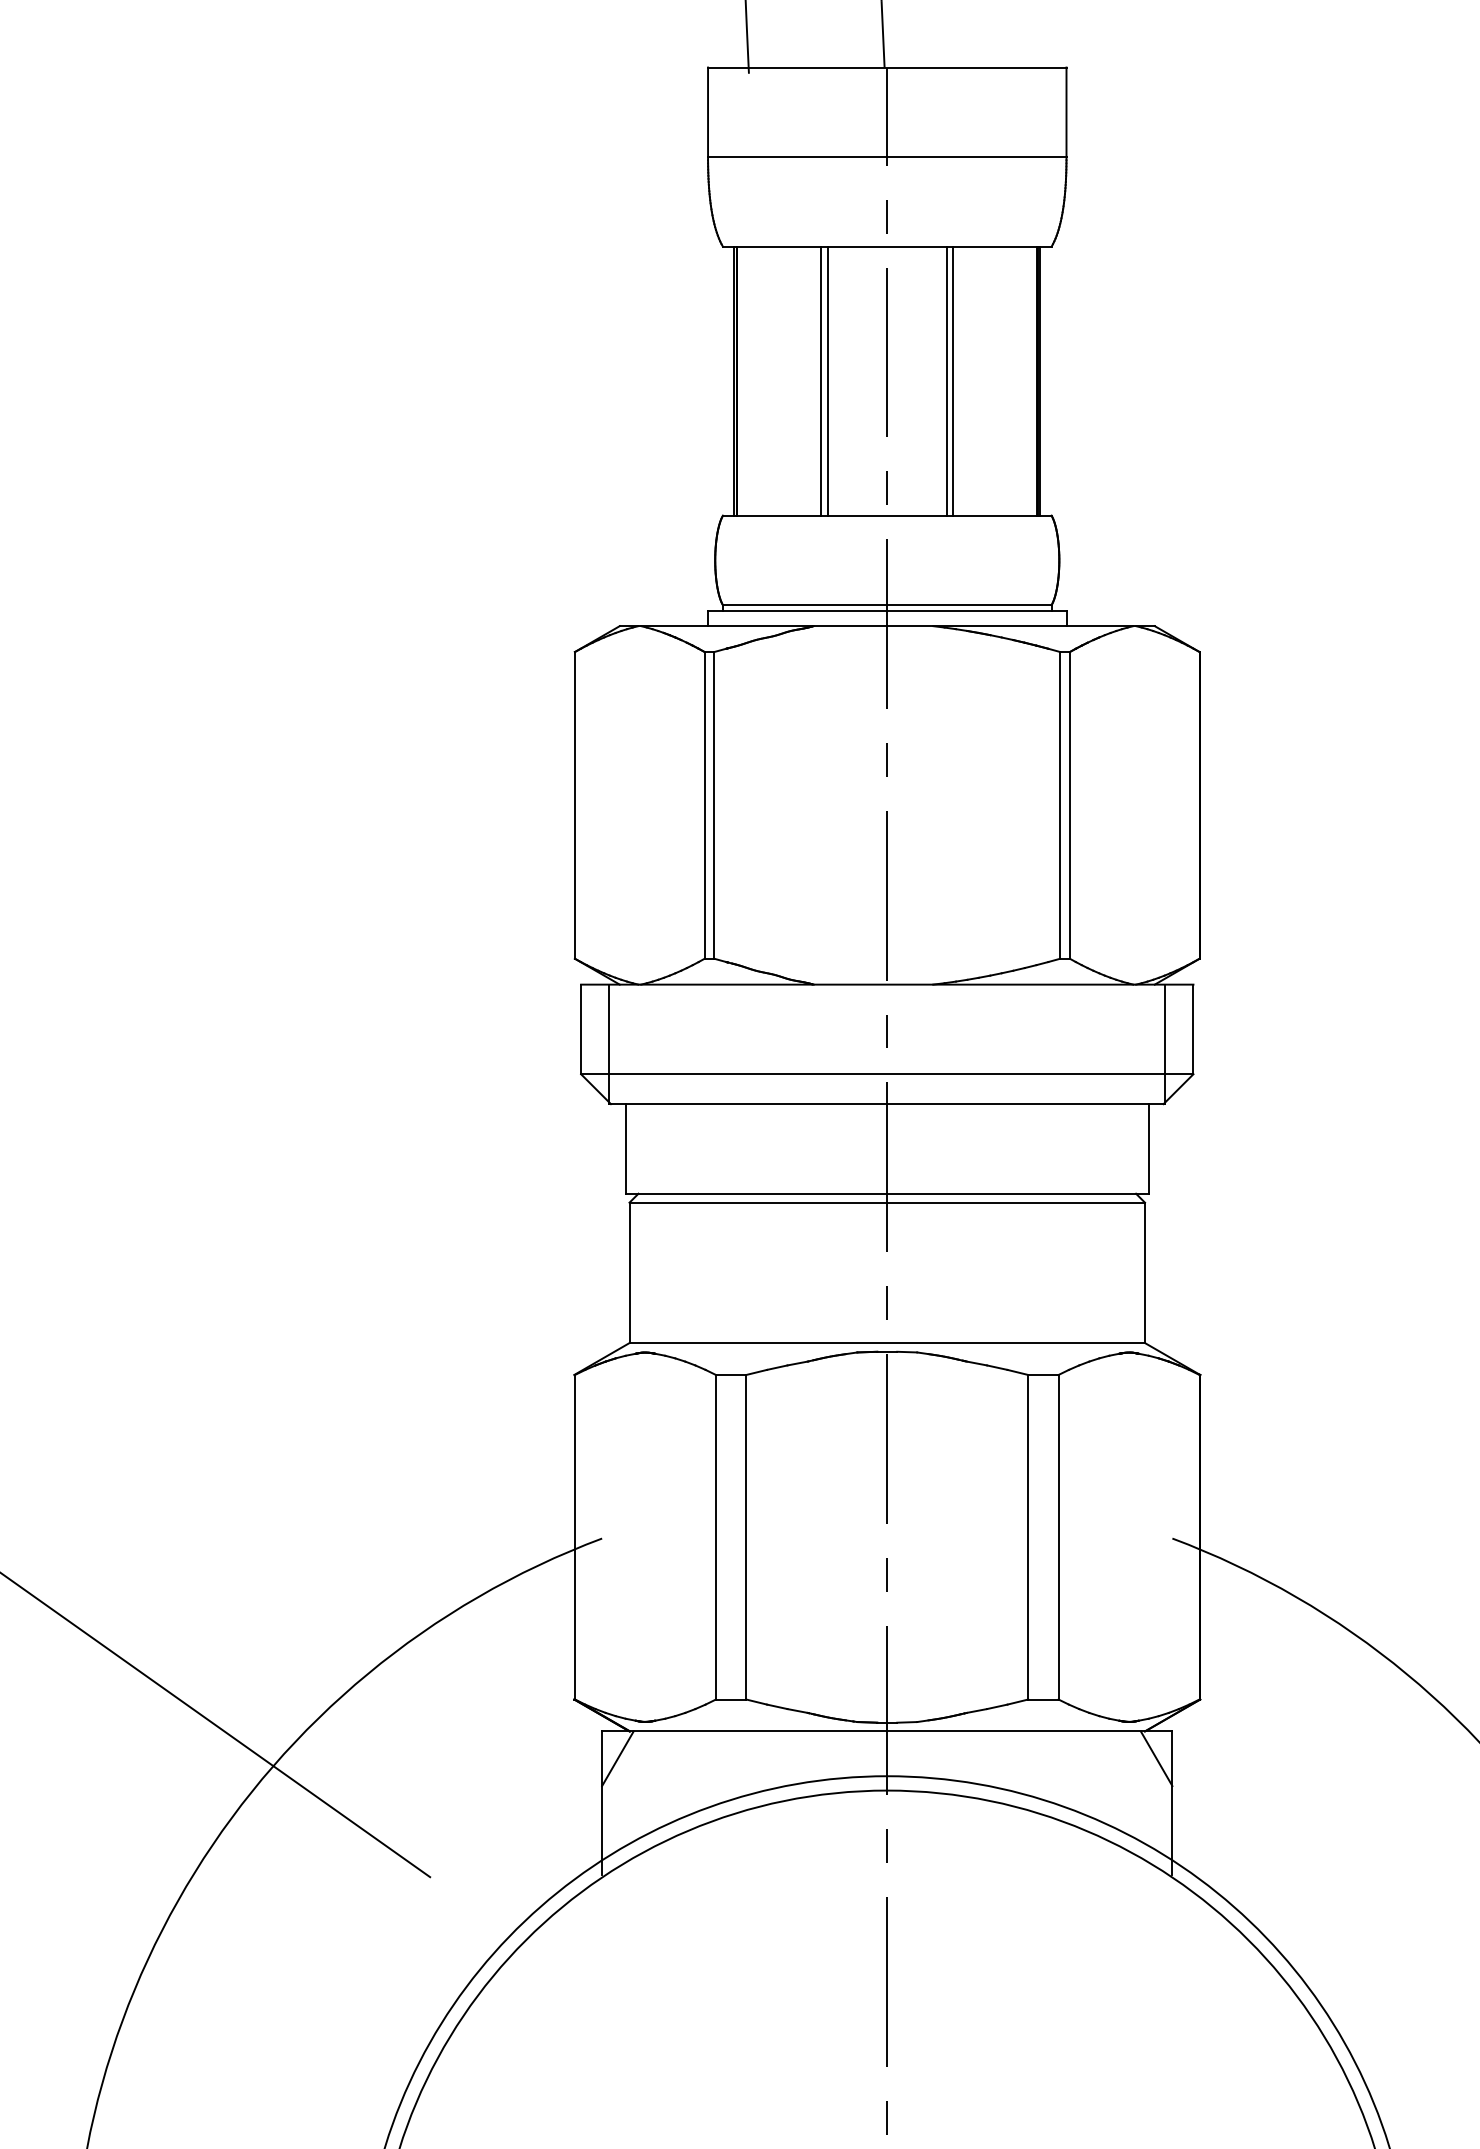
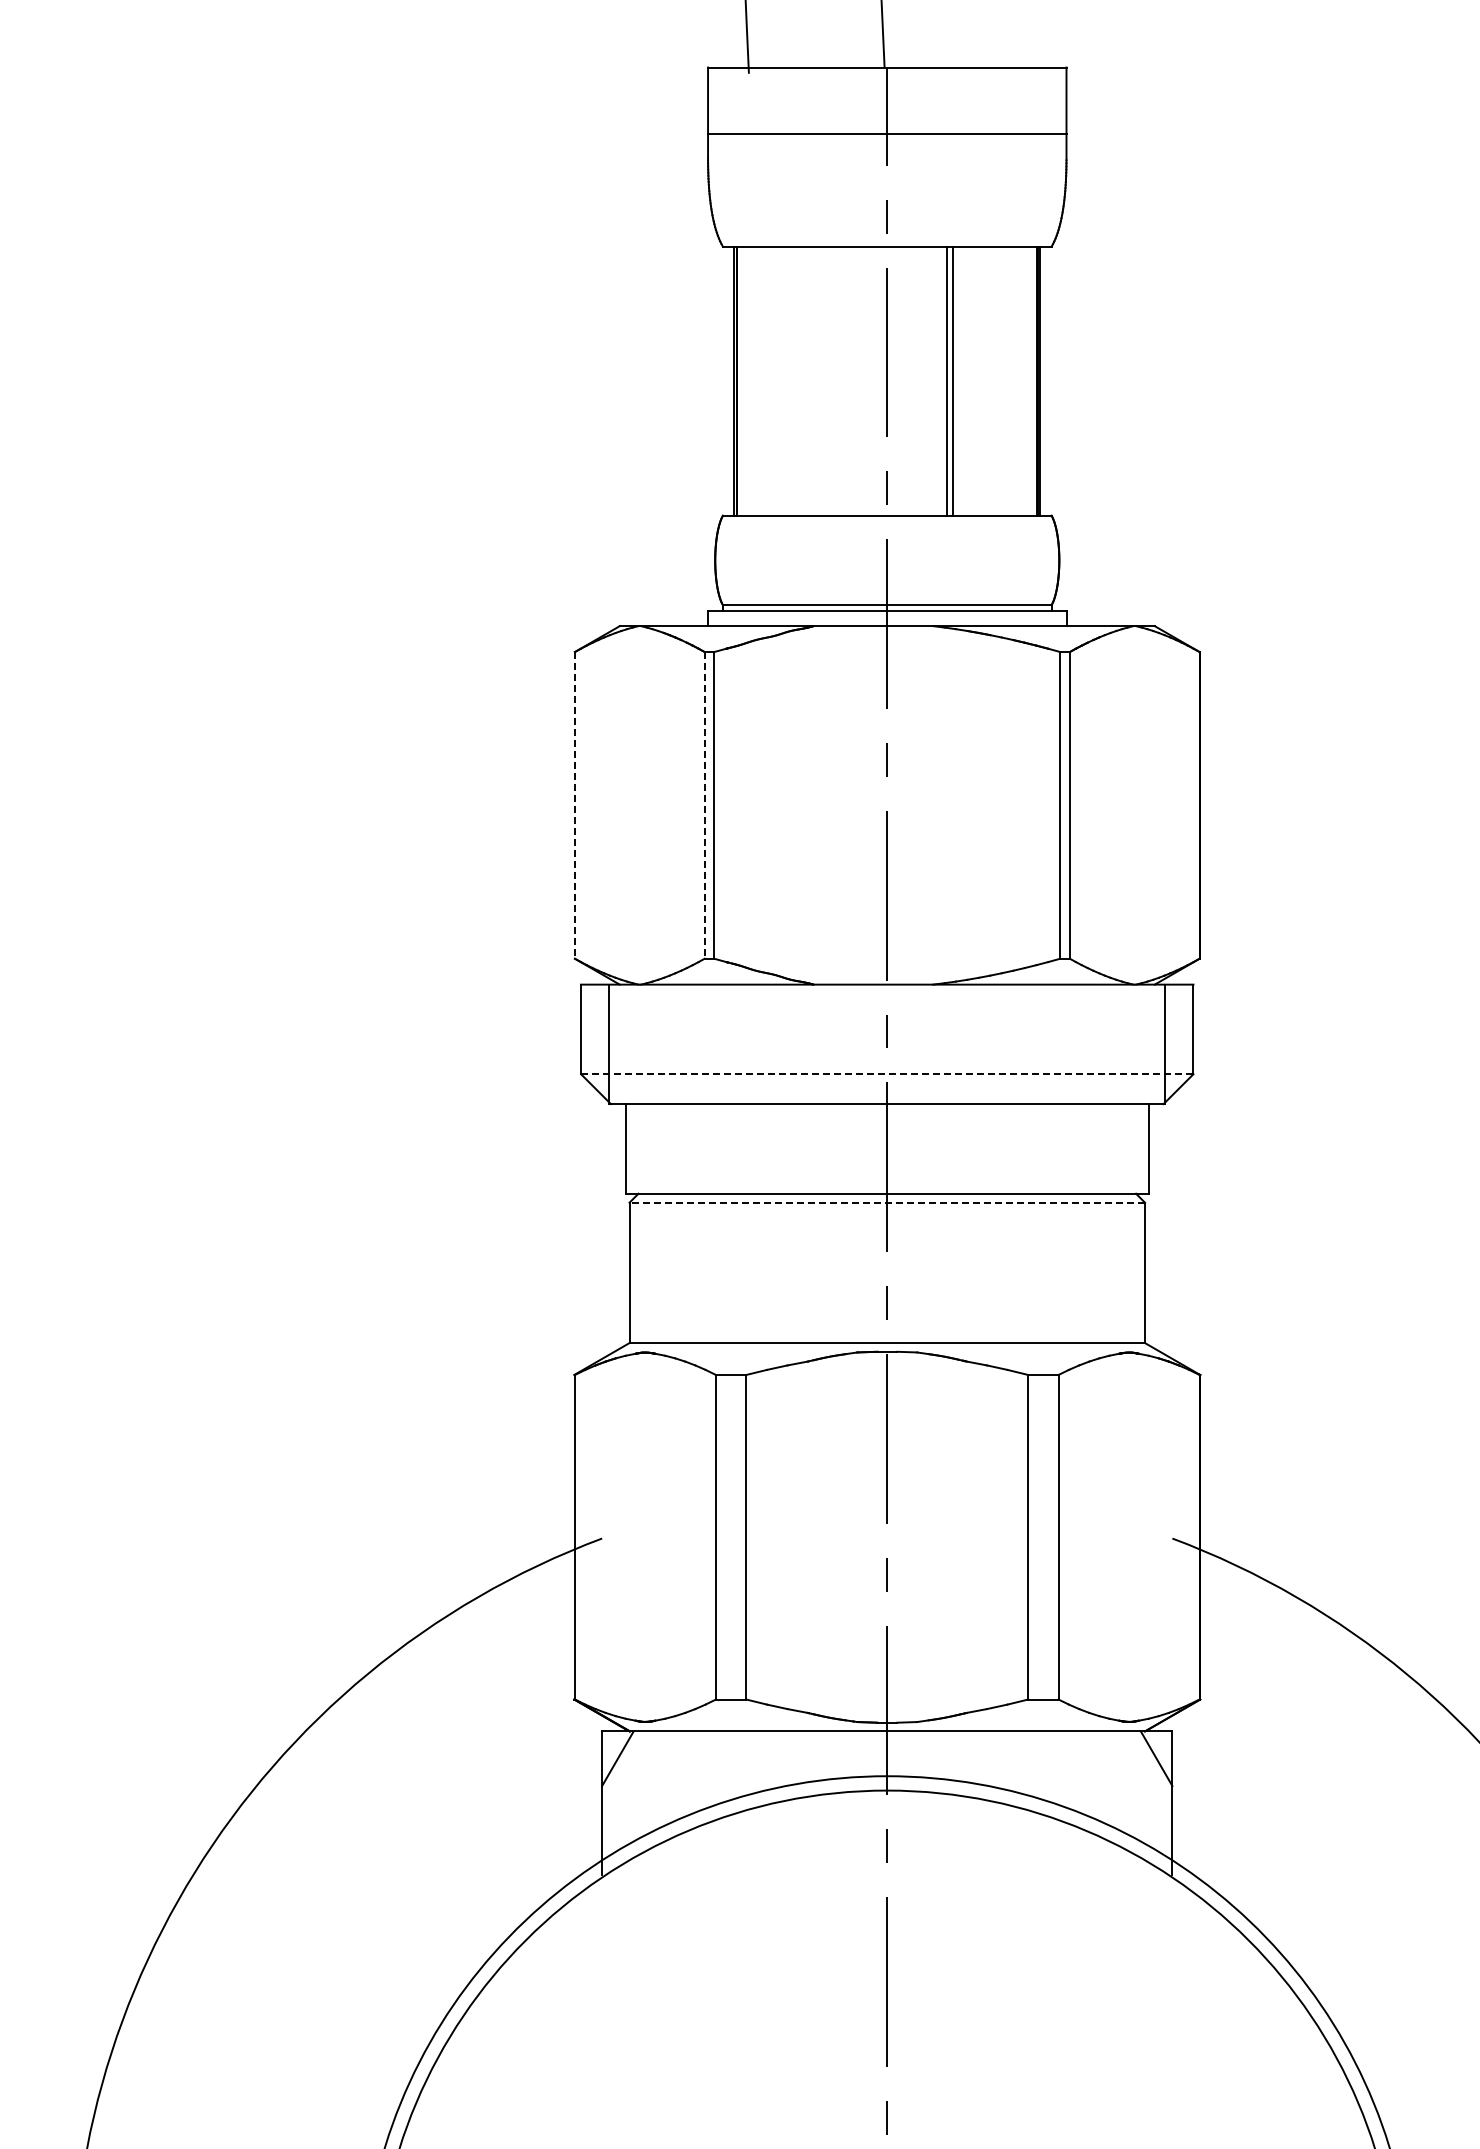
line position: (887, 157) -> (887, 134) (887, 134)
line: present -> none (821, 380)
line: present -> none (827, 380)
line: solid -> dashed (574, 805)
line: solid -> dashed (704, 805)
line: solid -> dashed (887, 1074)
line: solid -> dashed (887, 1202)
line: present -> none (216, 1725)
